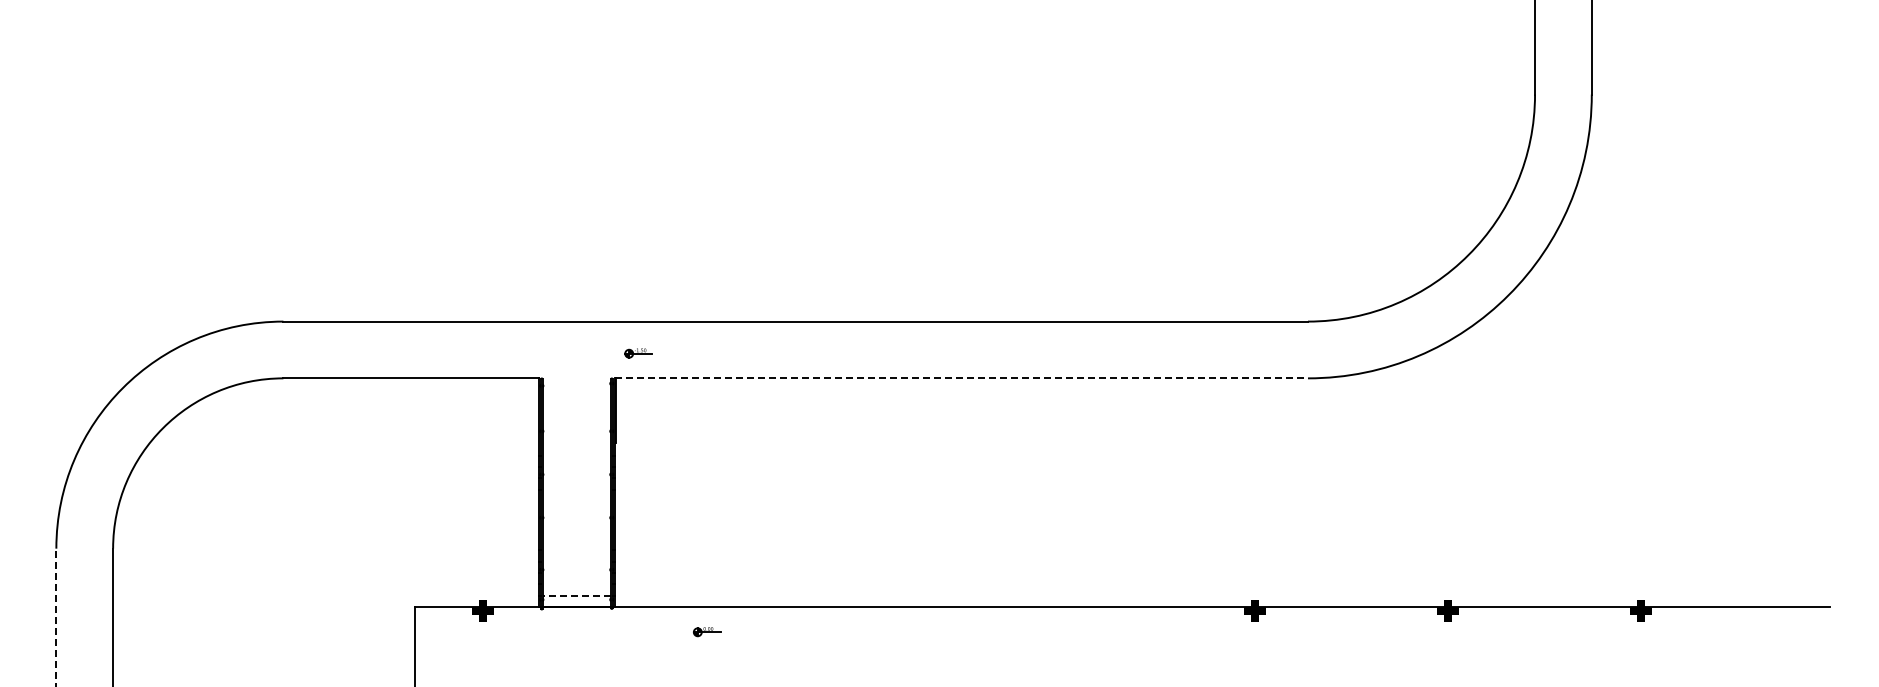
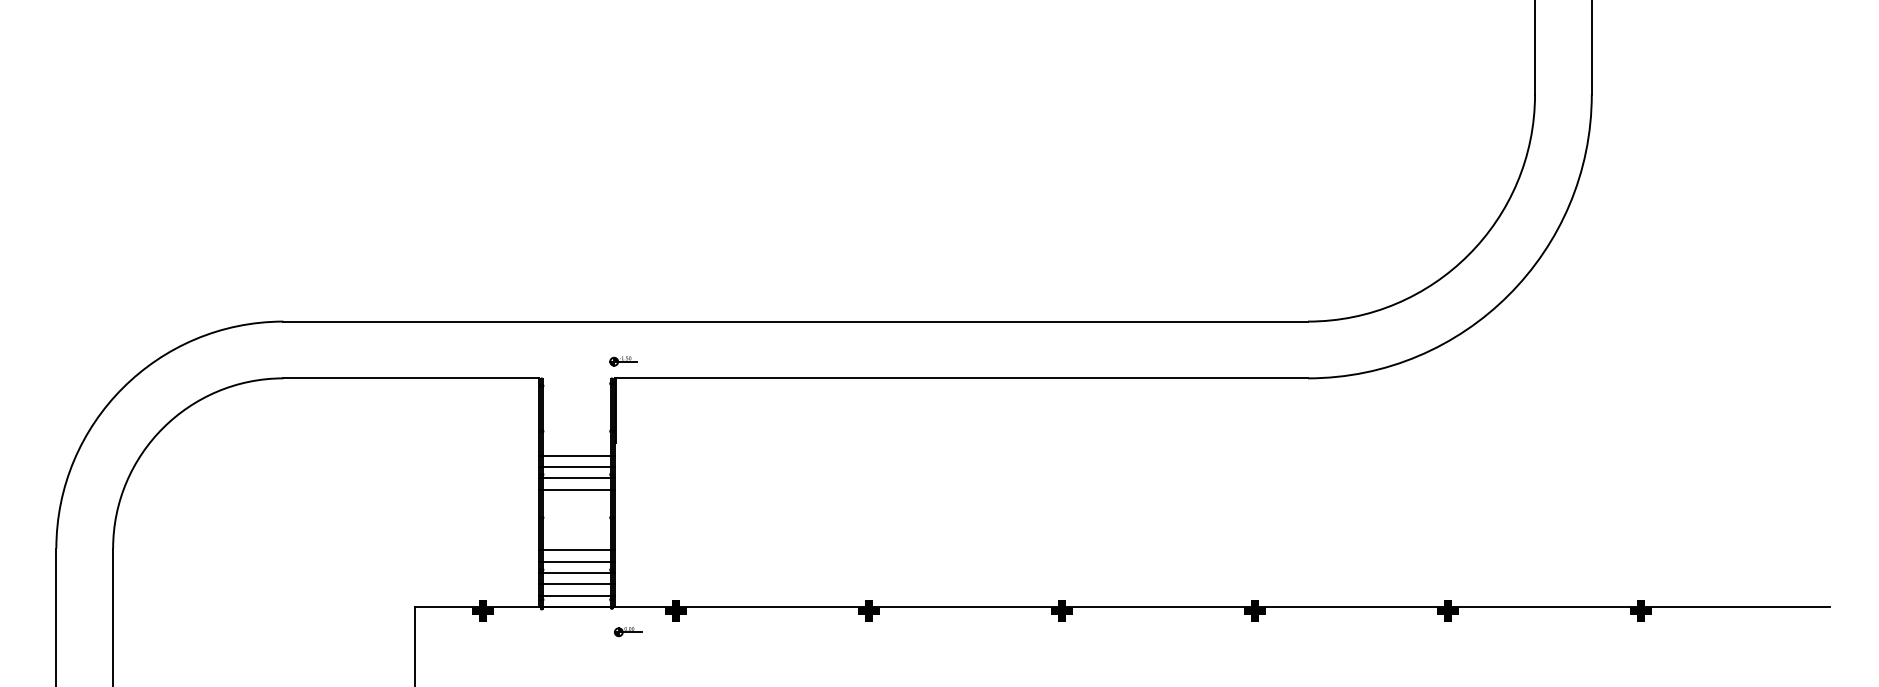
part position: (638, 353) -> (623, 361) (623, 361)
line: dashed -> solid (961, 378)
line: none -> present (576, 455)
line: none -> present (576, 467)
line: none -> present (576, 478)
line: none -> present (576, 489)
line: none -> present (576, 550)
line: none -> present (576, 561)
line: none -> present (576, 573)
line: none -> present (576, 584)
line: dashed -> solid (576, 595)
fill: none -> present (675, 610)
fill: none -> present (868, 610)
fill: none -> present (1061, 610)
line: dashed -> solid (56, 617)
part position: (707, 632) -> (628, 632) (628, 632)
